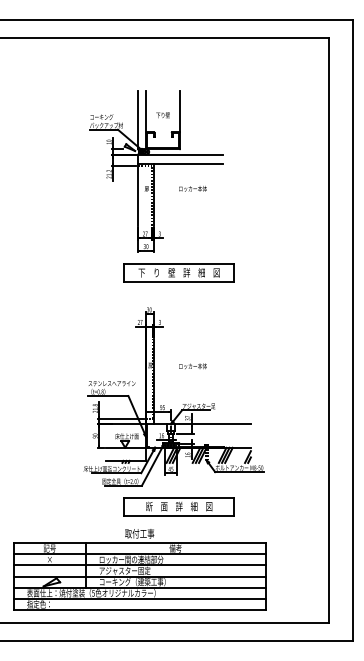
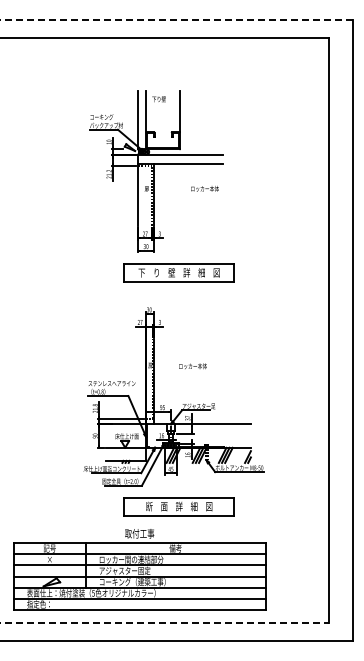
line: solid -> dashed (176, 19)
text position: (162, 115) -> (158, 99) (158, 99)
text position: (192, 188) -> (204, 188) (204, 188)
line: solid -> dashed (165, 623)
